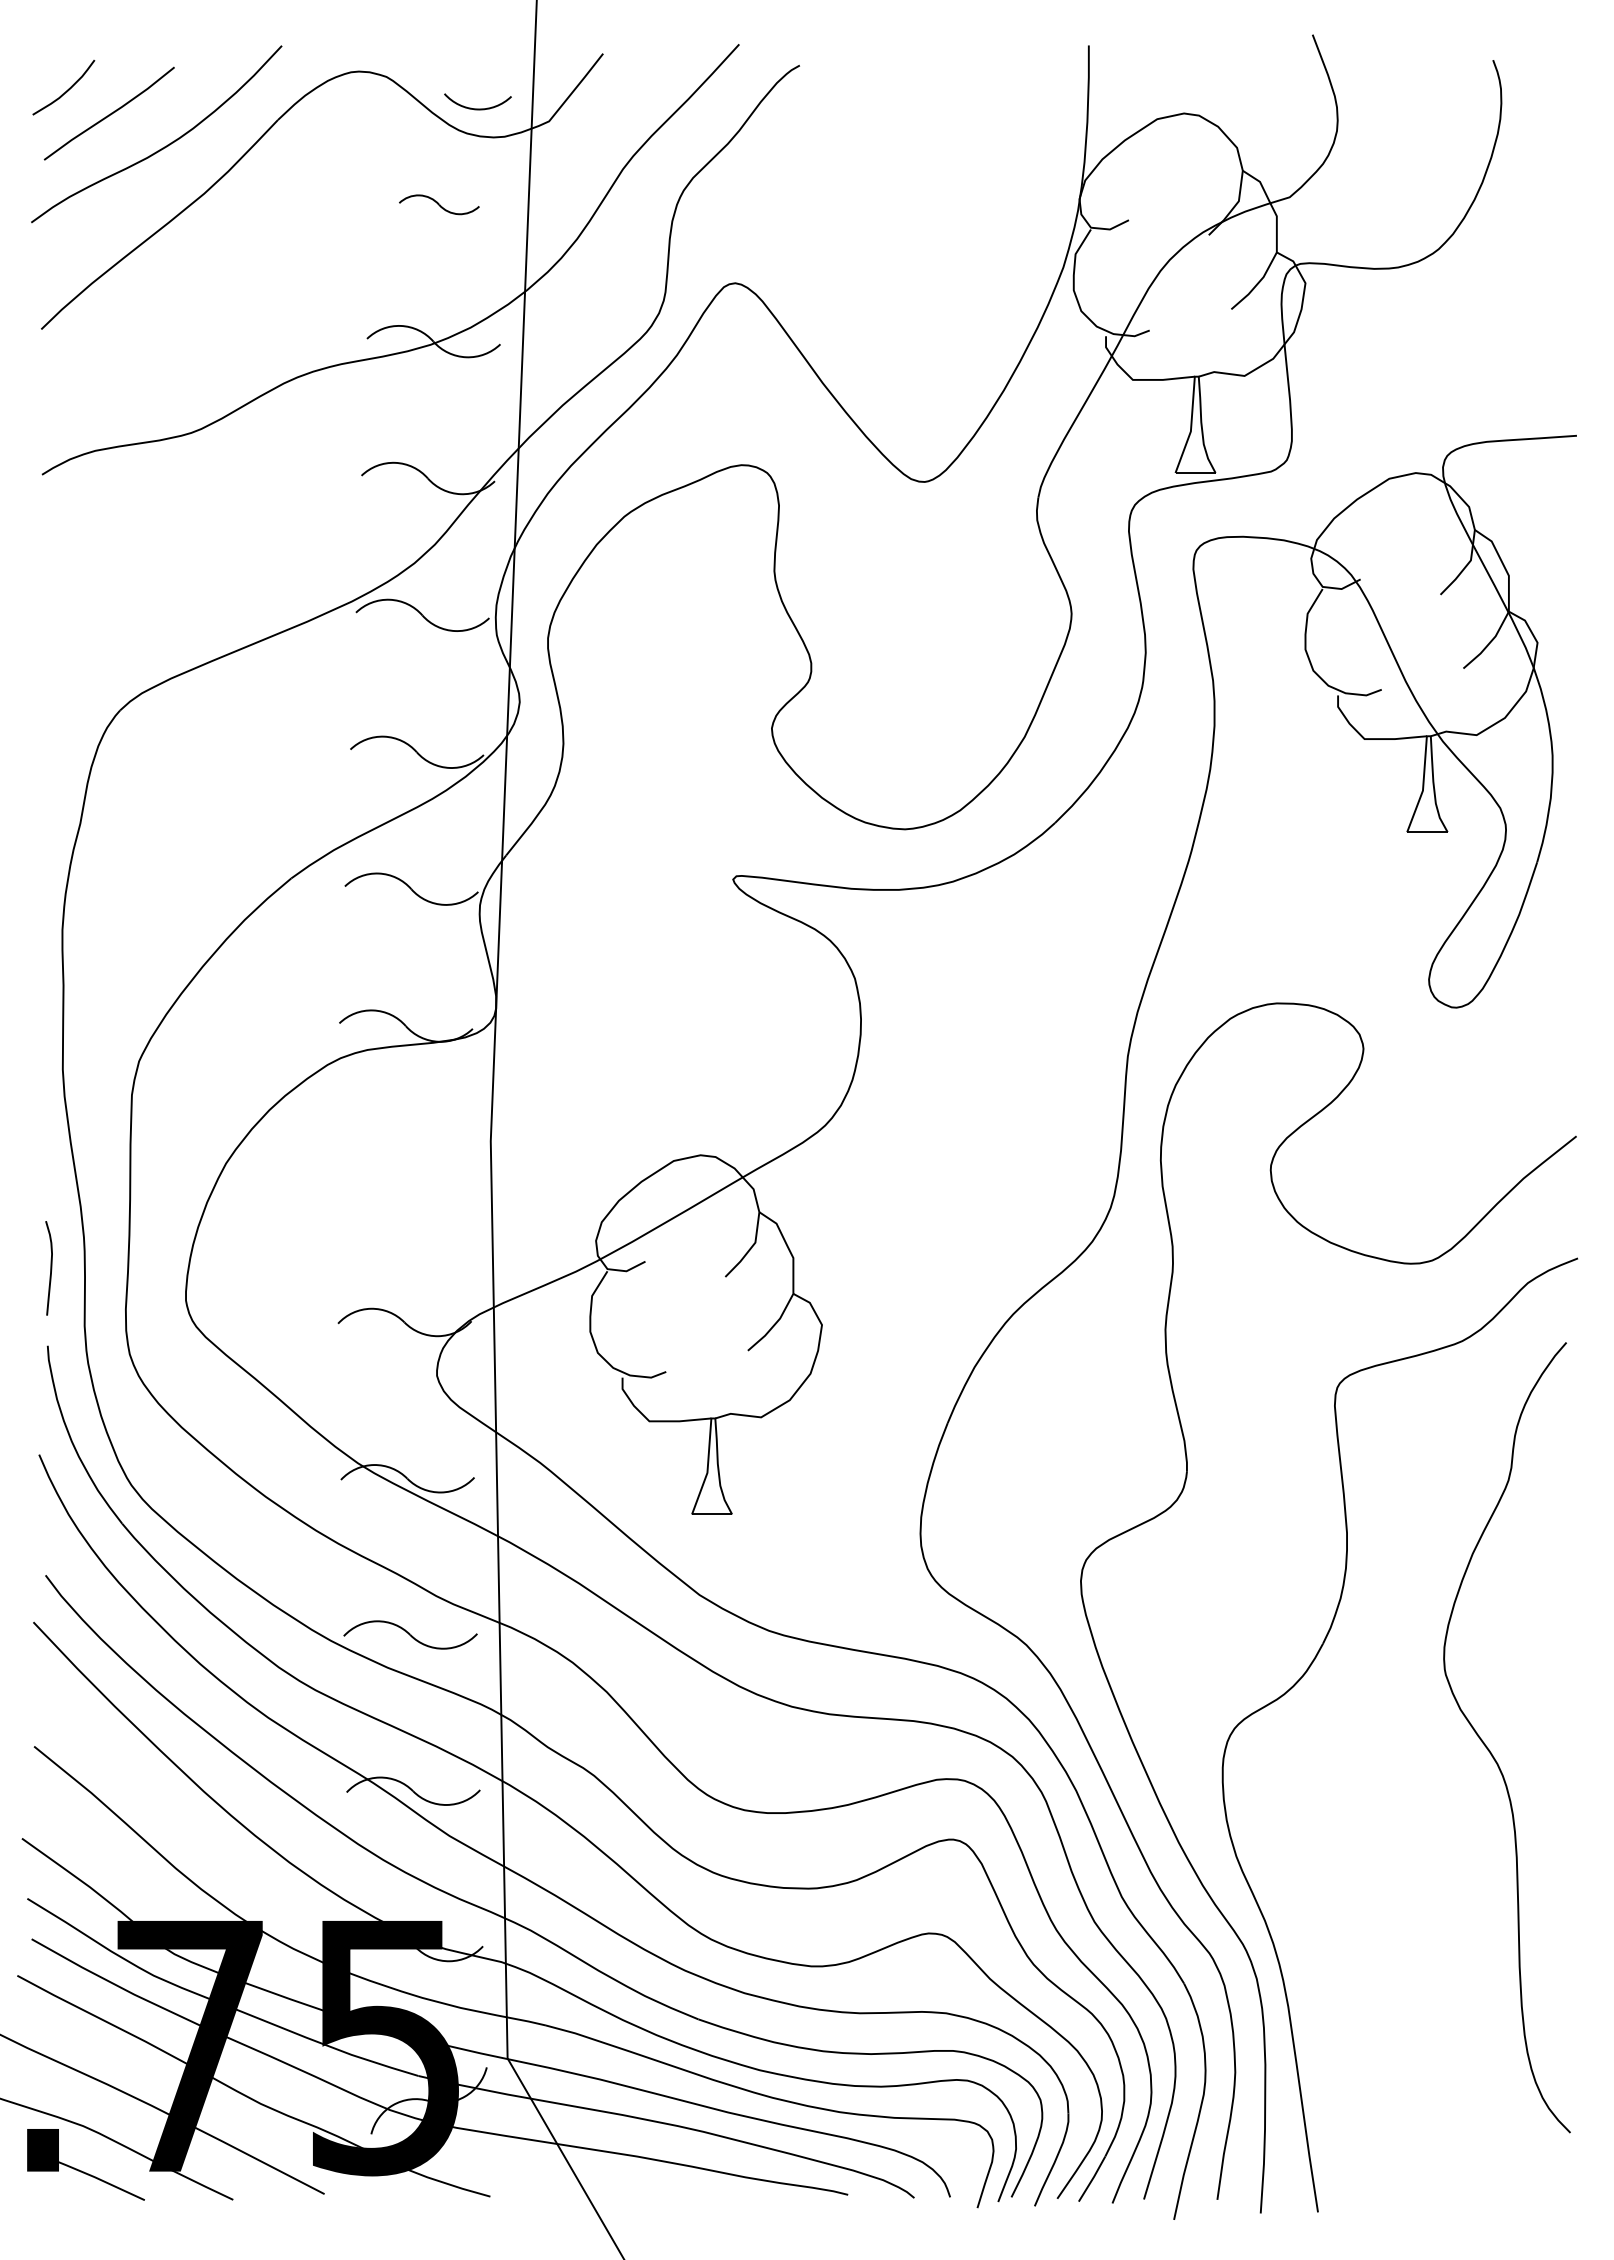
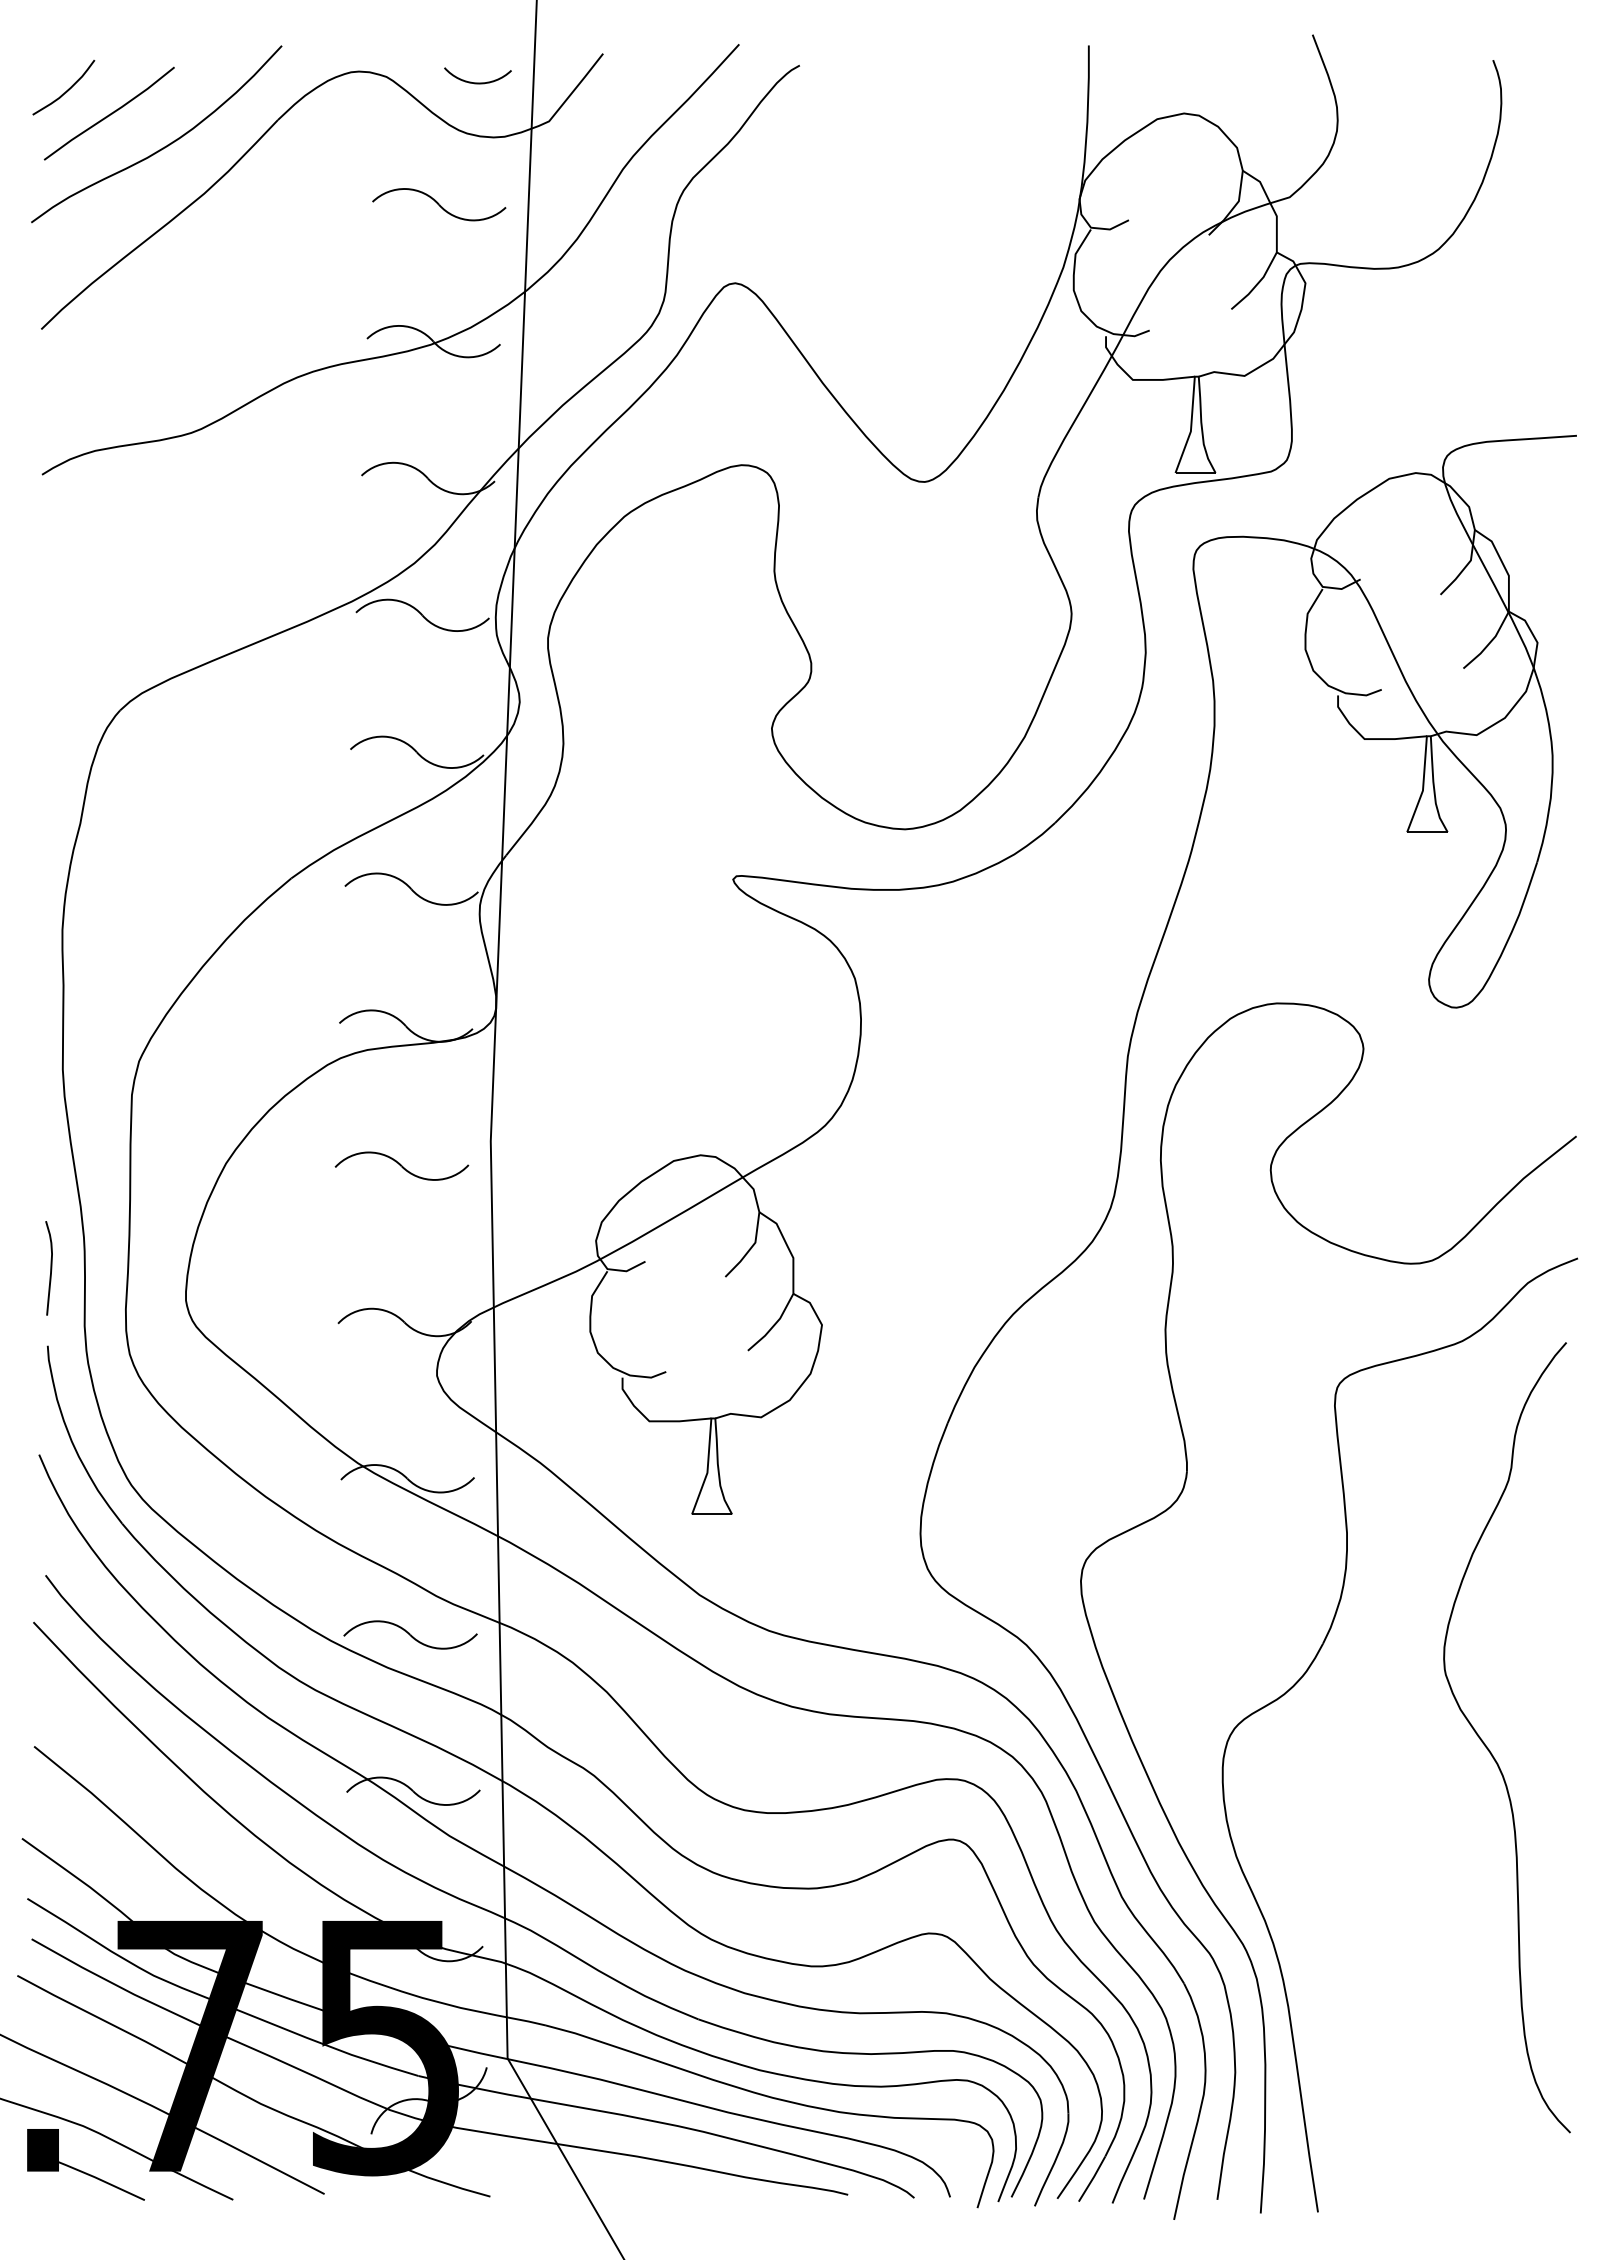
arc position: (477, 108) -> (477, 82) (477, 82)
part size: 81x22 px -> 135x34 px (439, 204)
part: none -> present (401, 1165)
